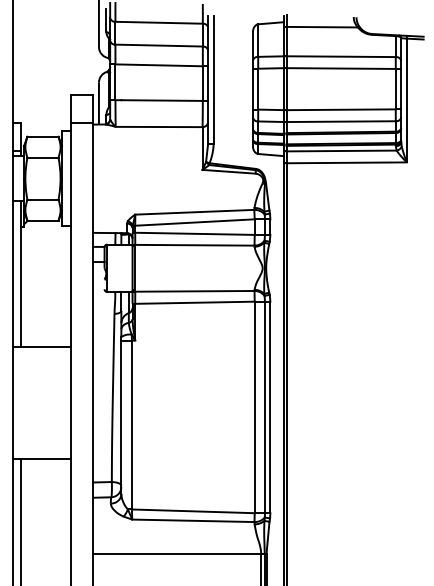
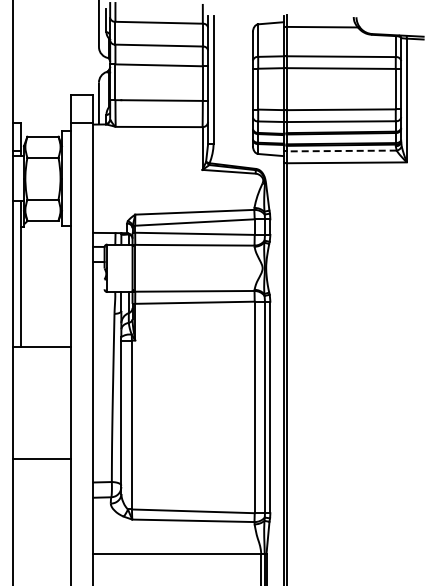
line: solid -> dashed (341, 151)
line: present -> none (21, 520)
